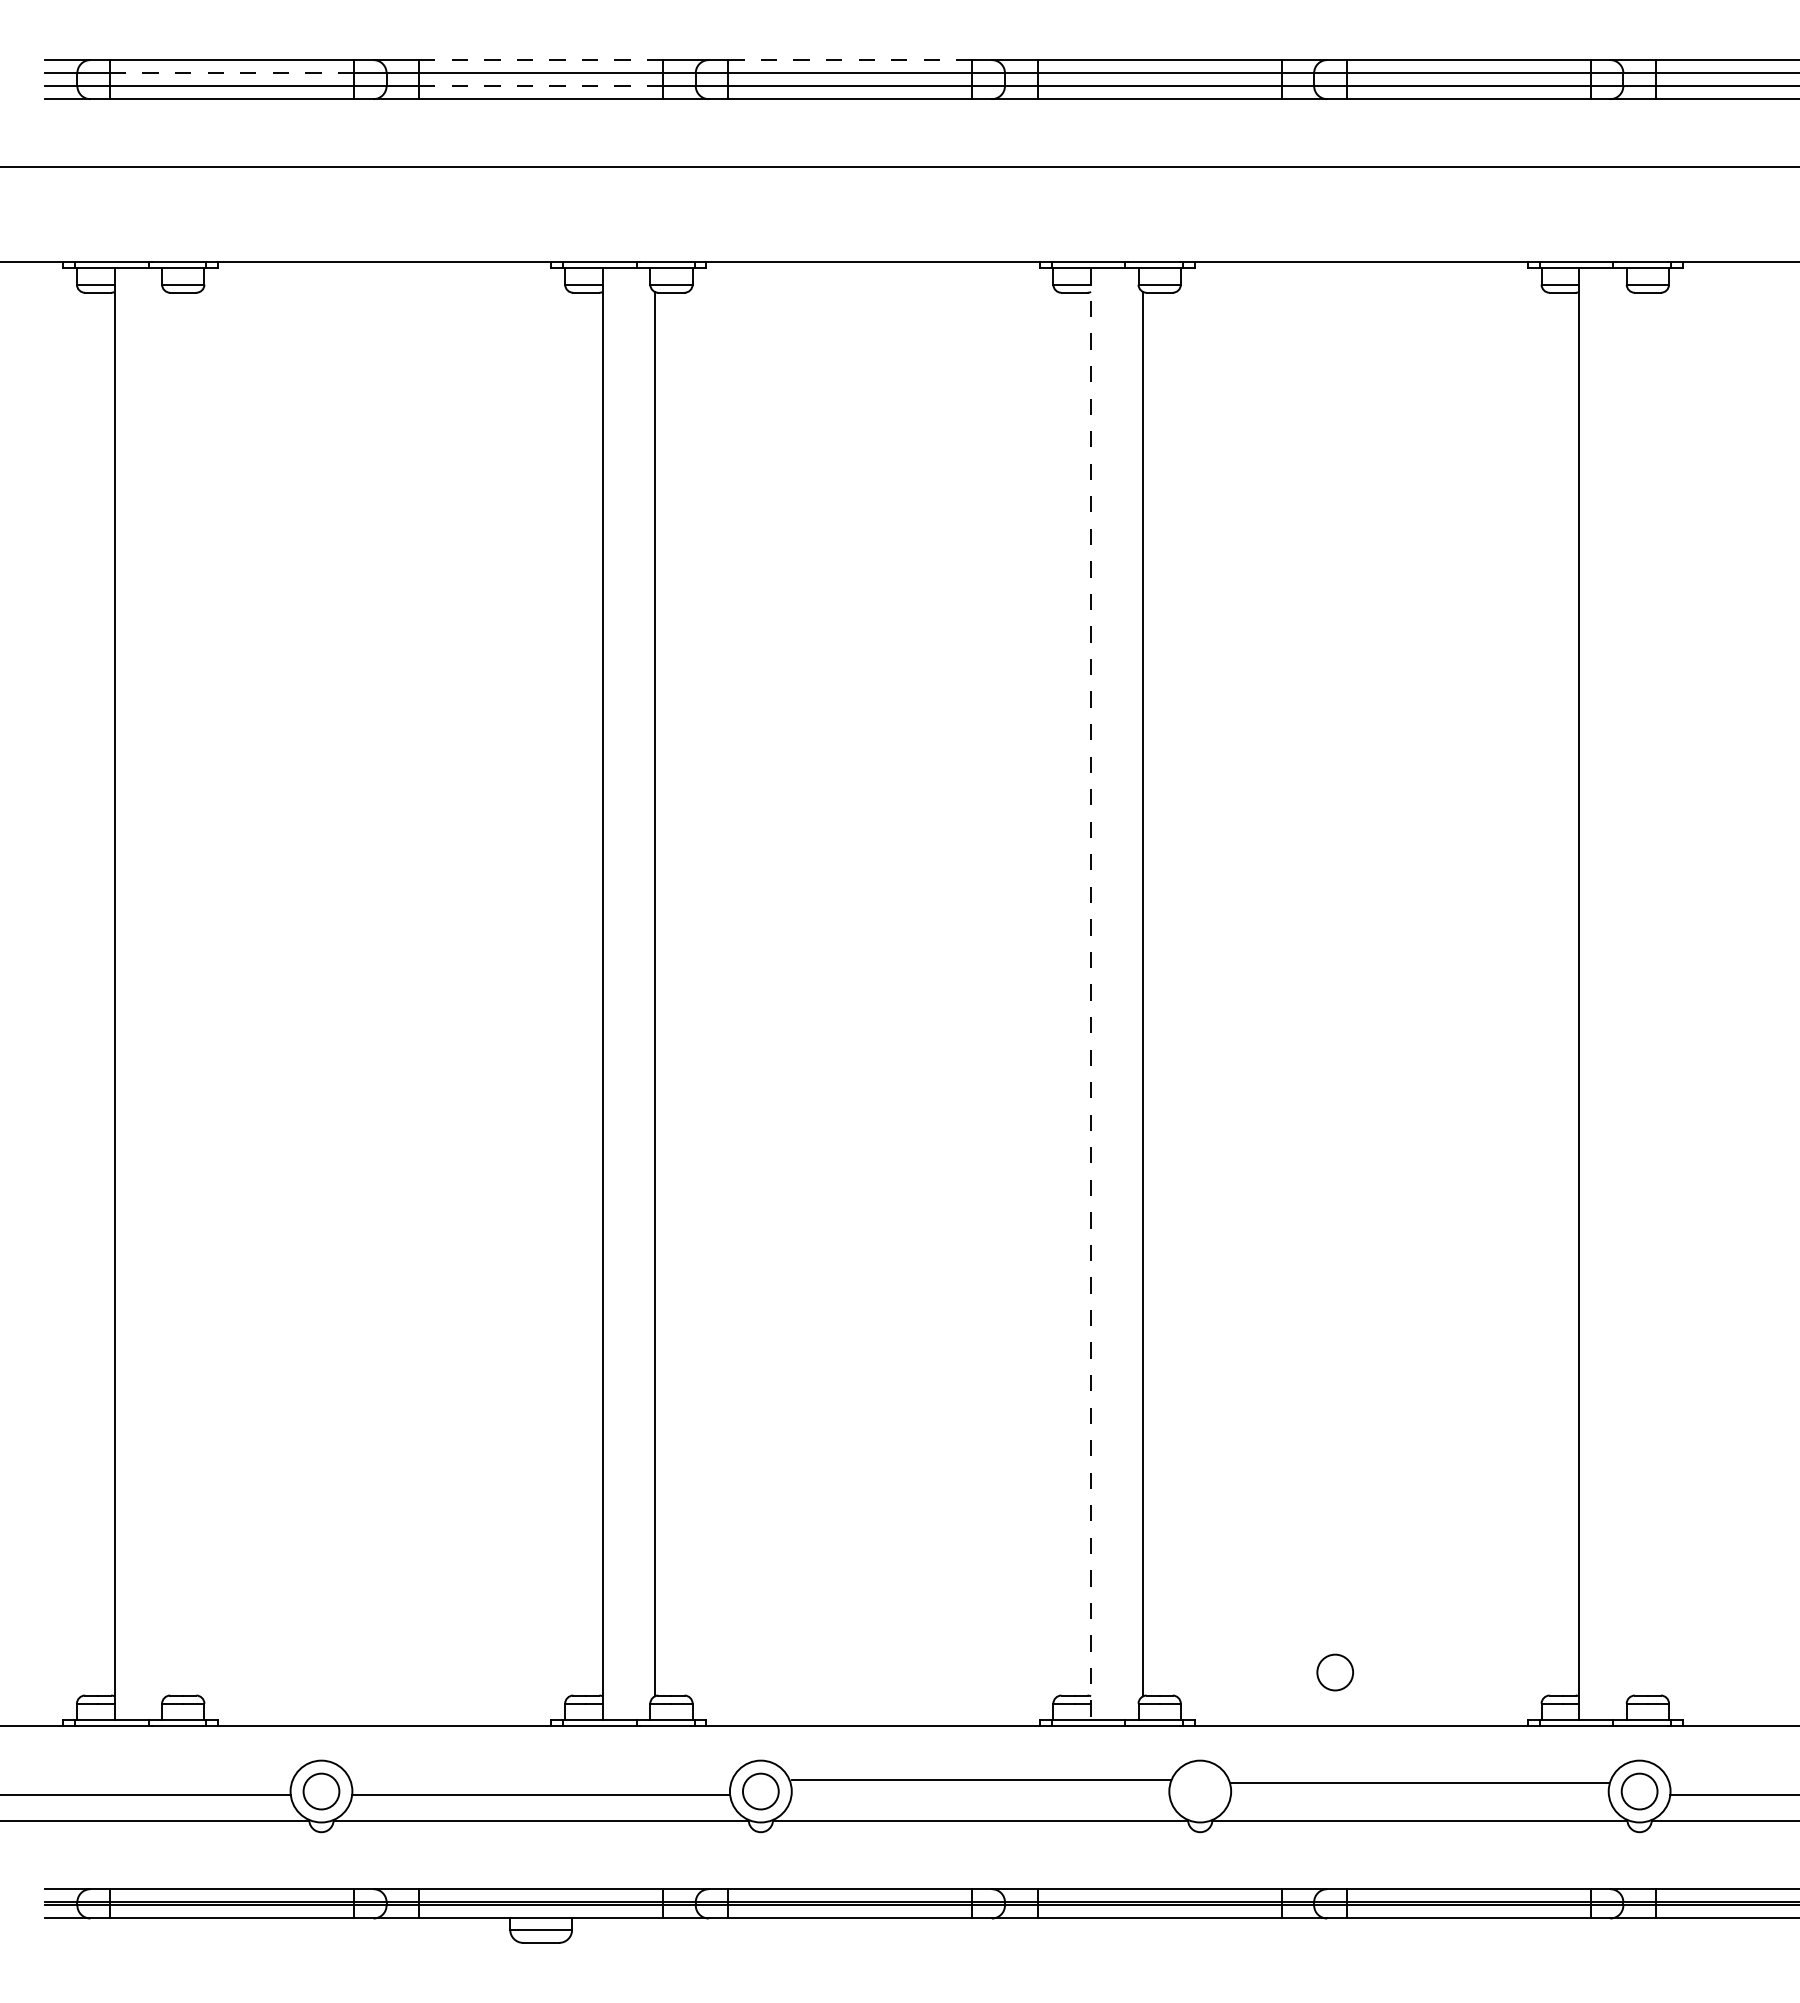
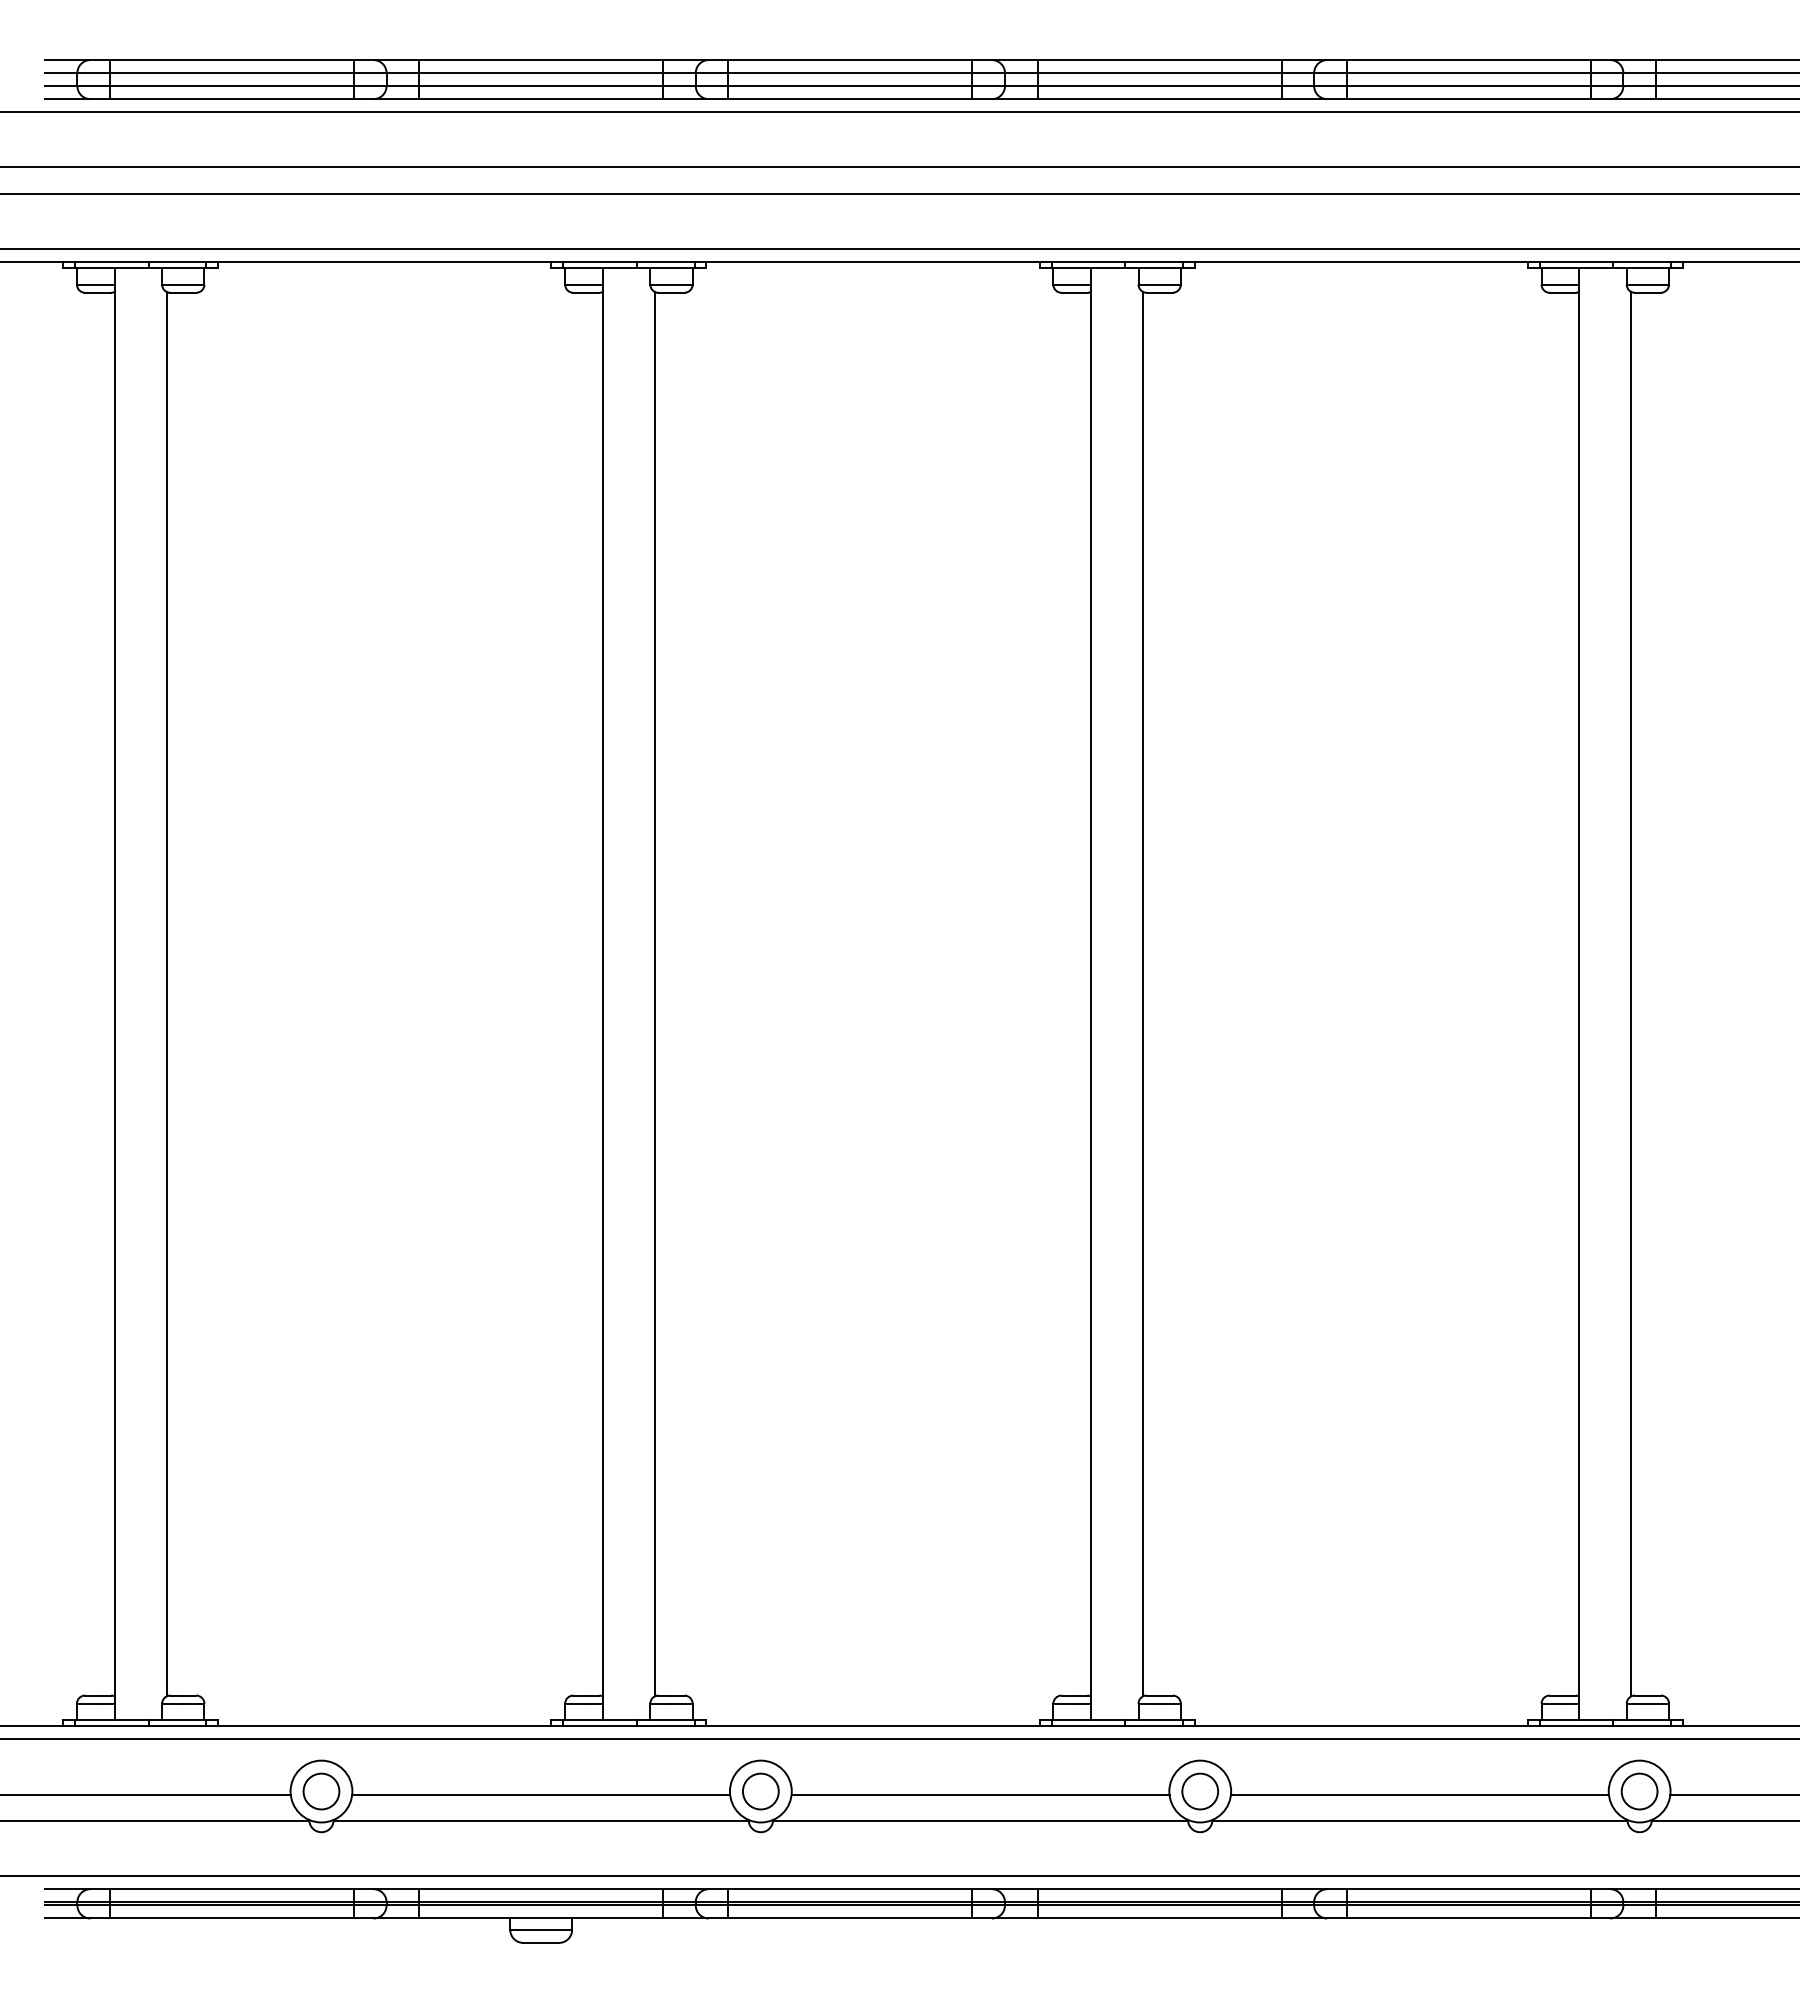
line: dashed -> solid (541, 60)
line: dashed -> solid (850, 60)
line: dashed -> solid (231, 73)
line: dashed -> solid (541, 86)
line: none -> present (899, 112)
line: none -> present (899, 193)
line: none -> present (899, 248)
line: none -> present (166, 993)
line: none -> present (1631, 993)
line: dashed -> solid (1091, 994)
circle position: (1334, 1672) -> (1199, 1791) (1199, 1791)
line: none -> present (899, 1739)
line position: (980, 1779) -> (980, 1794) (980, 1794)
line position: (1419, 1782) -> (1419, 1794) (1419, 1794)
line: none -> present (899, 1876)
